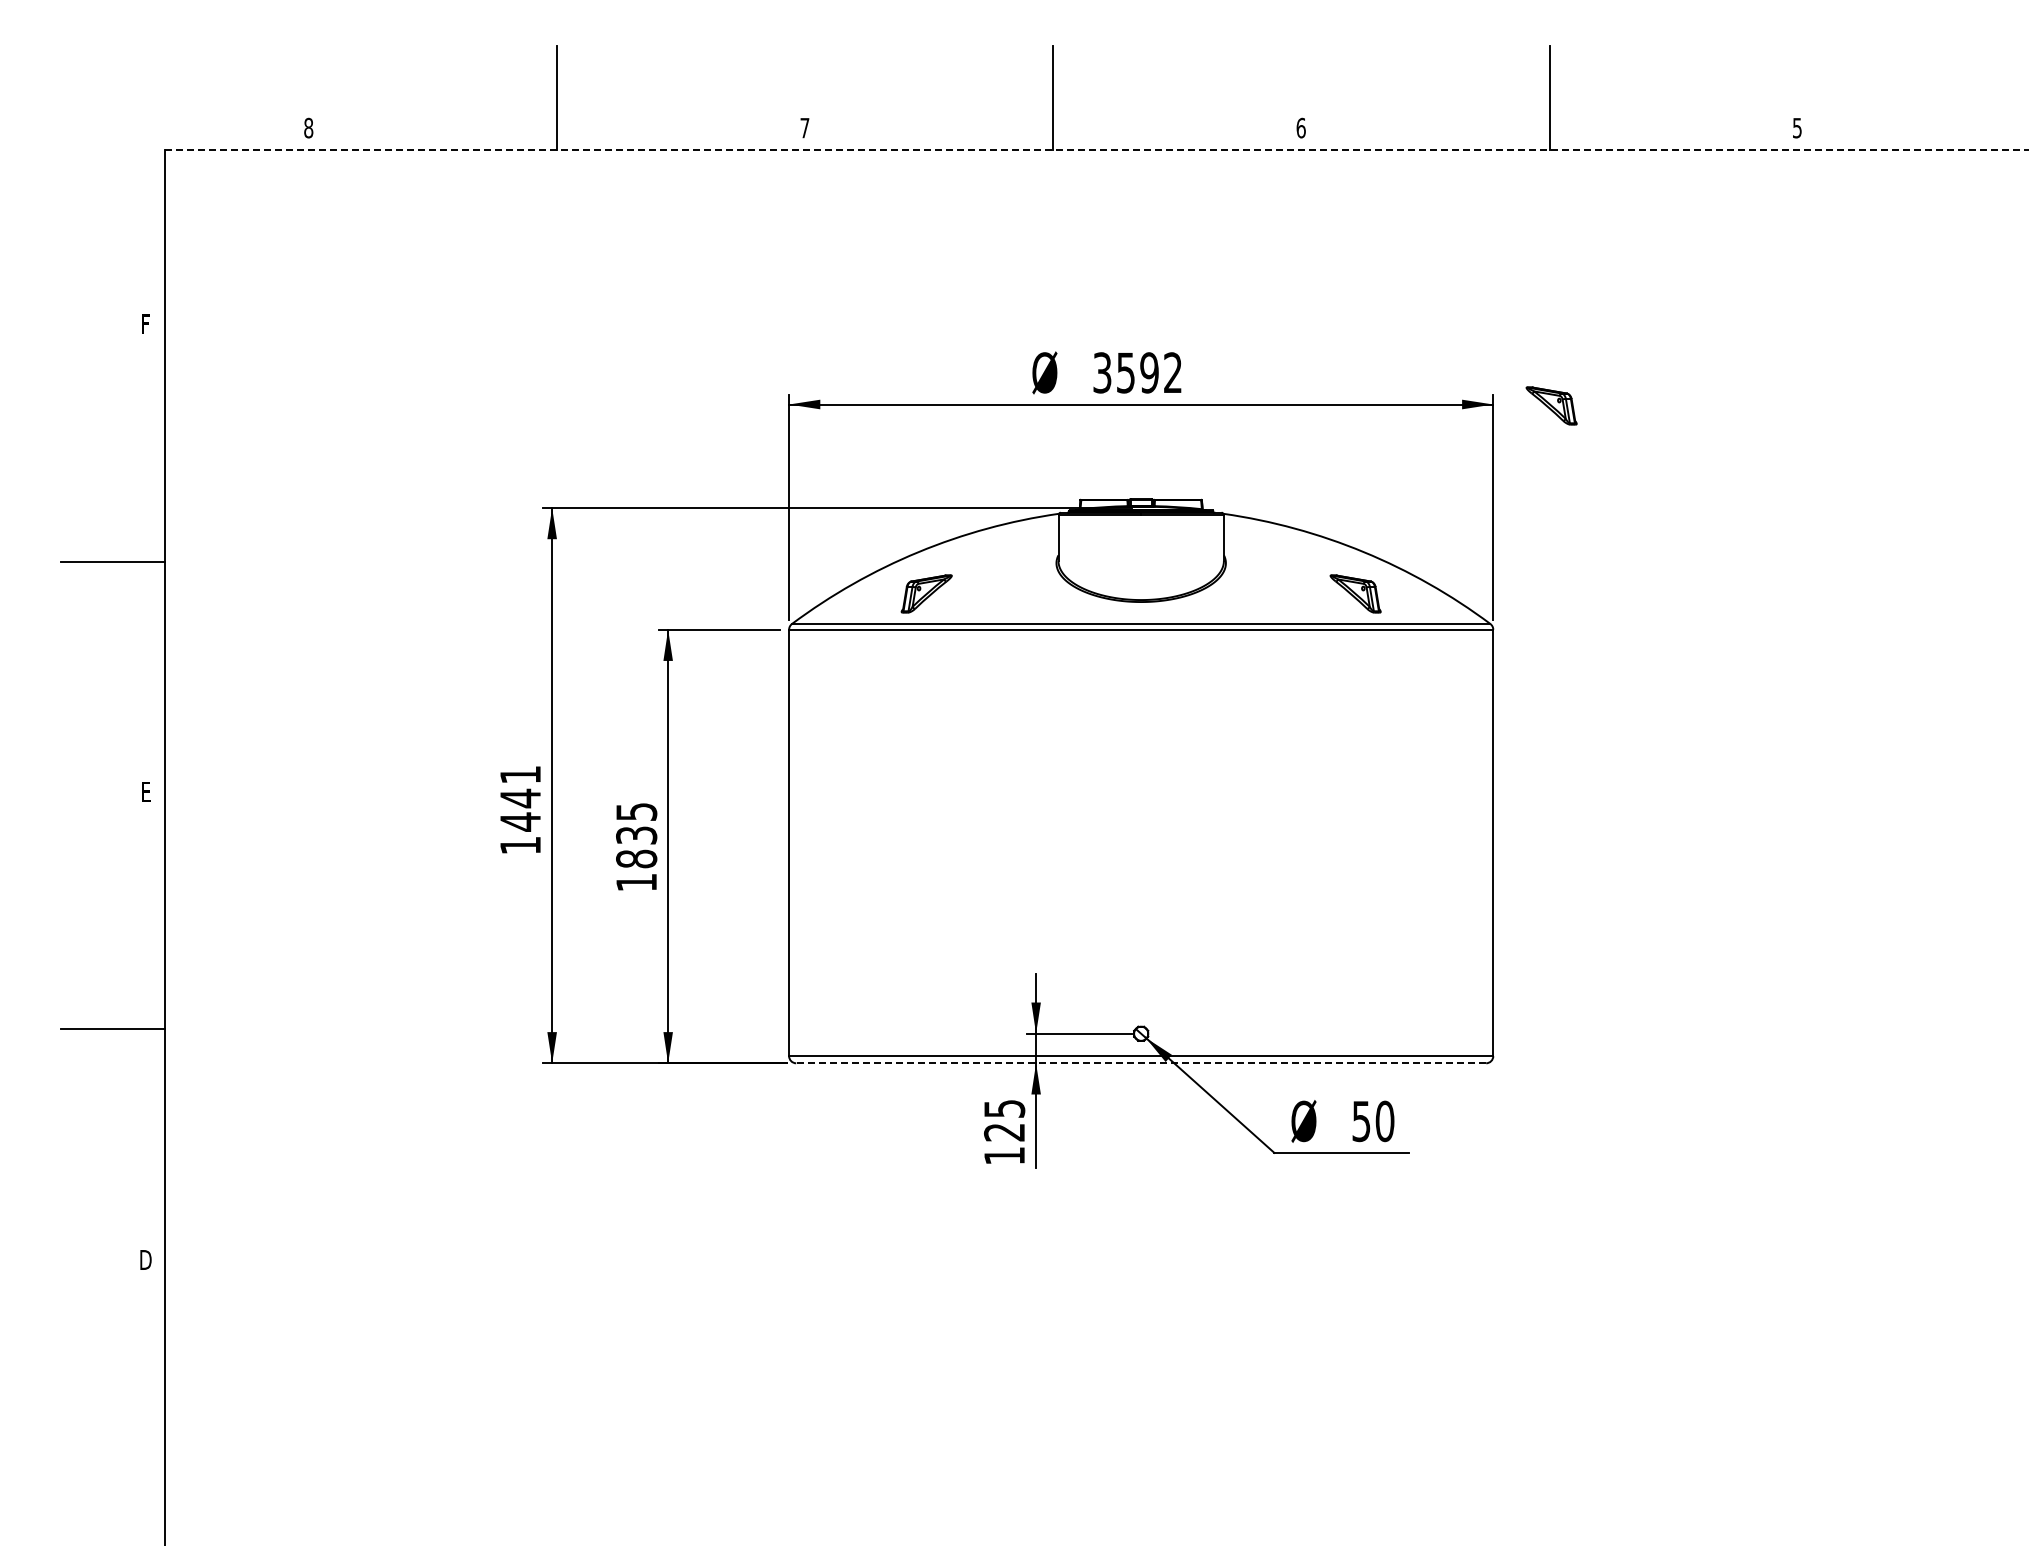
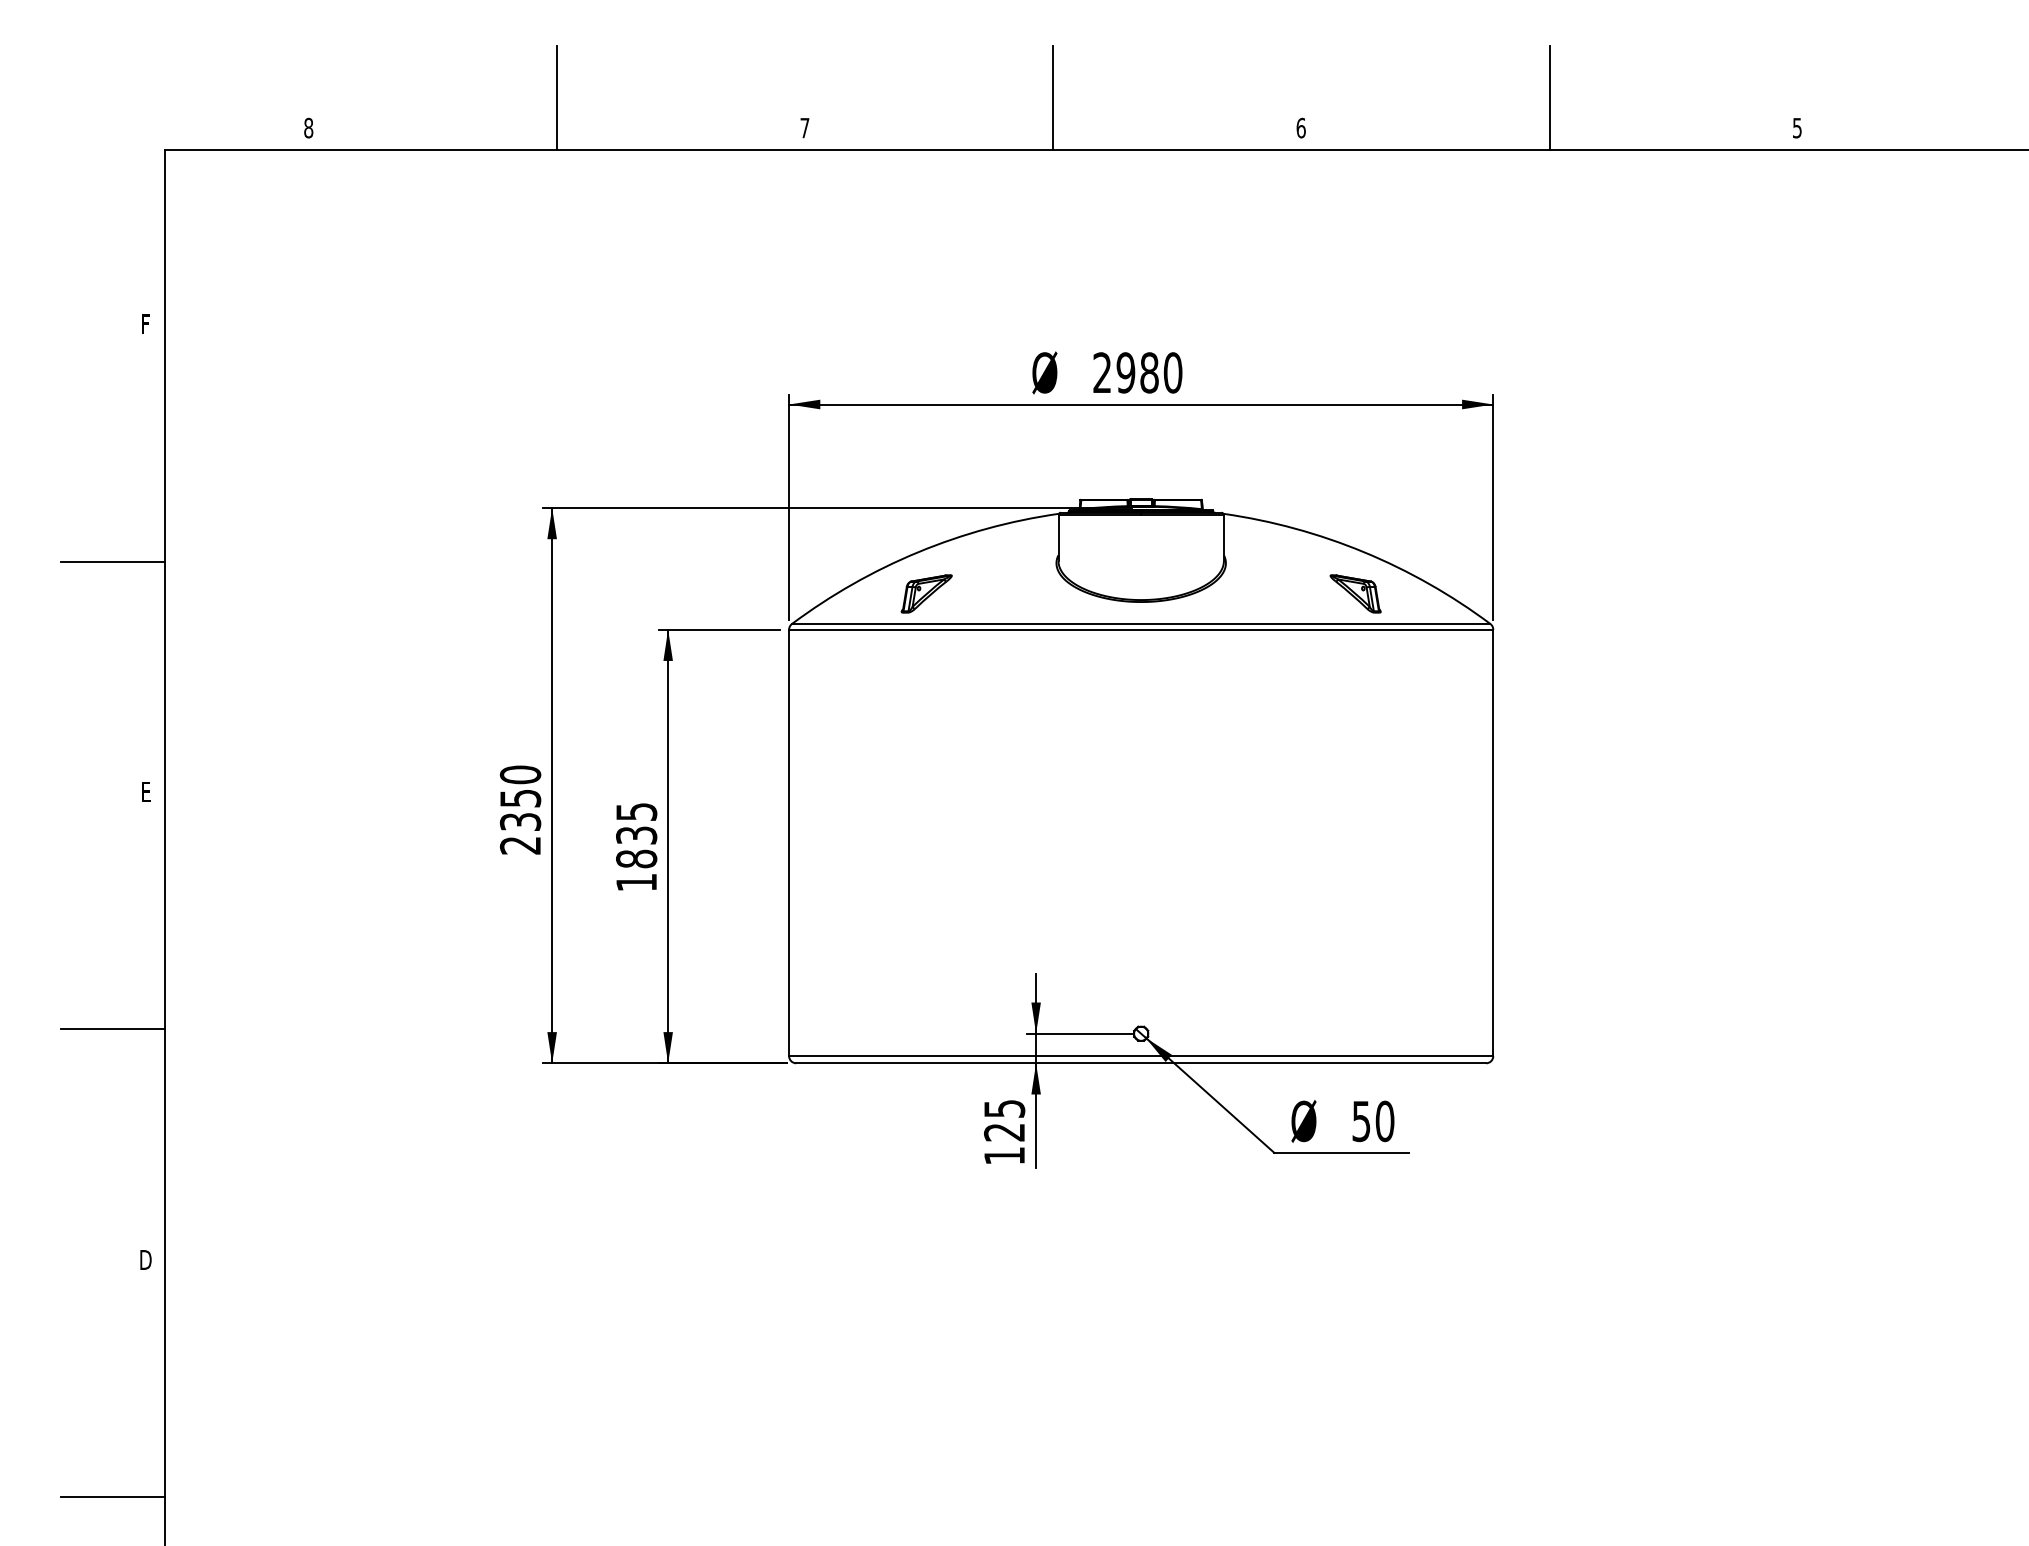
line: dashed -> solid (1096, 150)
text: 3592 -> 2980 (1137, 372)
part: present -> none (1551, 405)
text: 1441 -> 2350 (520, 809)
line: dashed -> solid (1141, 1063)
line: none -> present (112, 1497)
